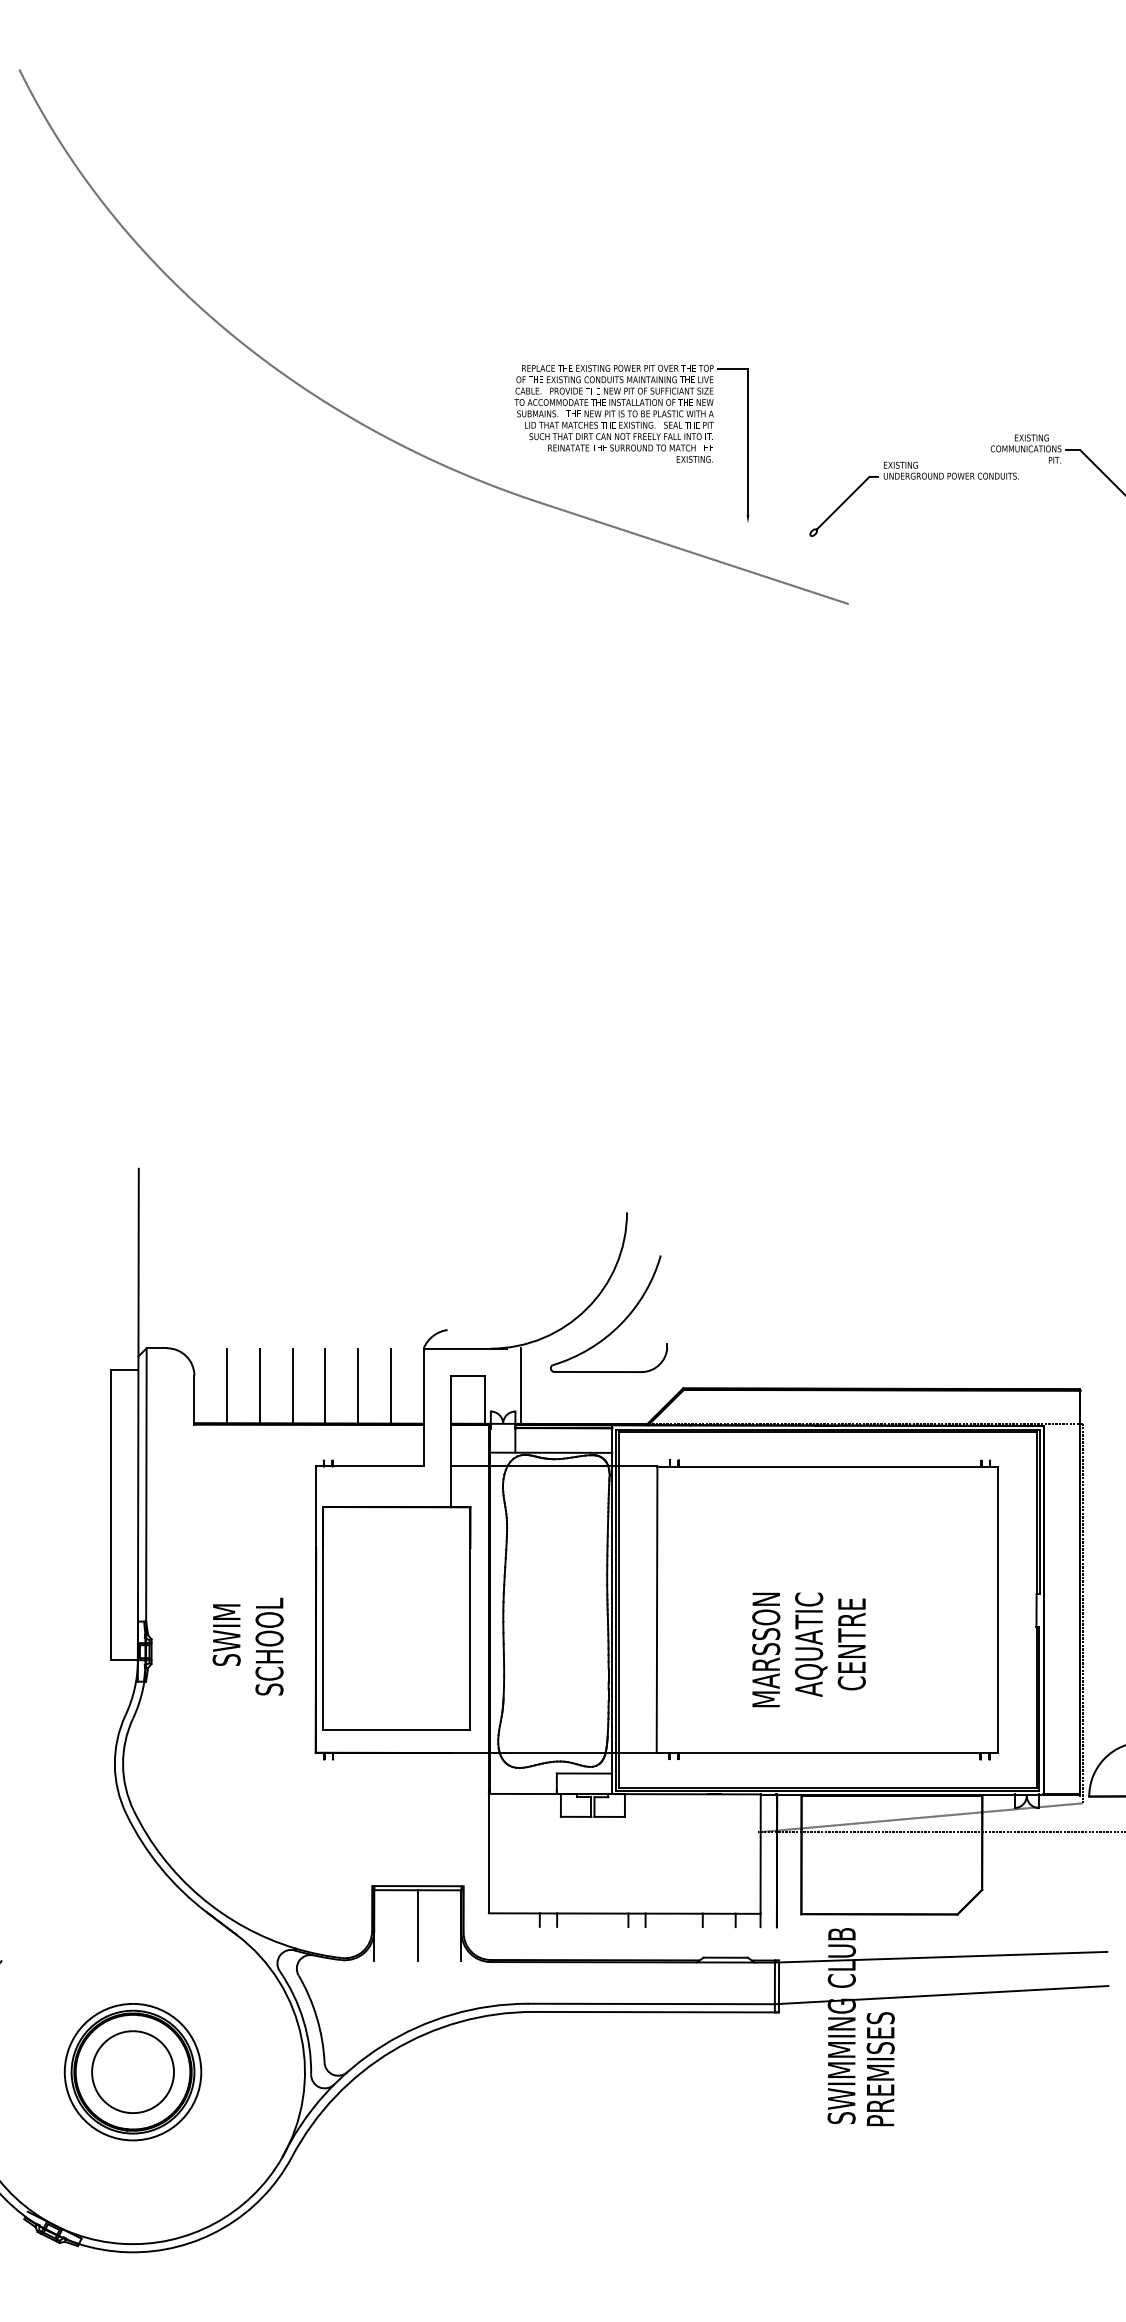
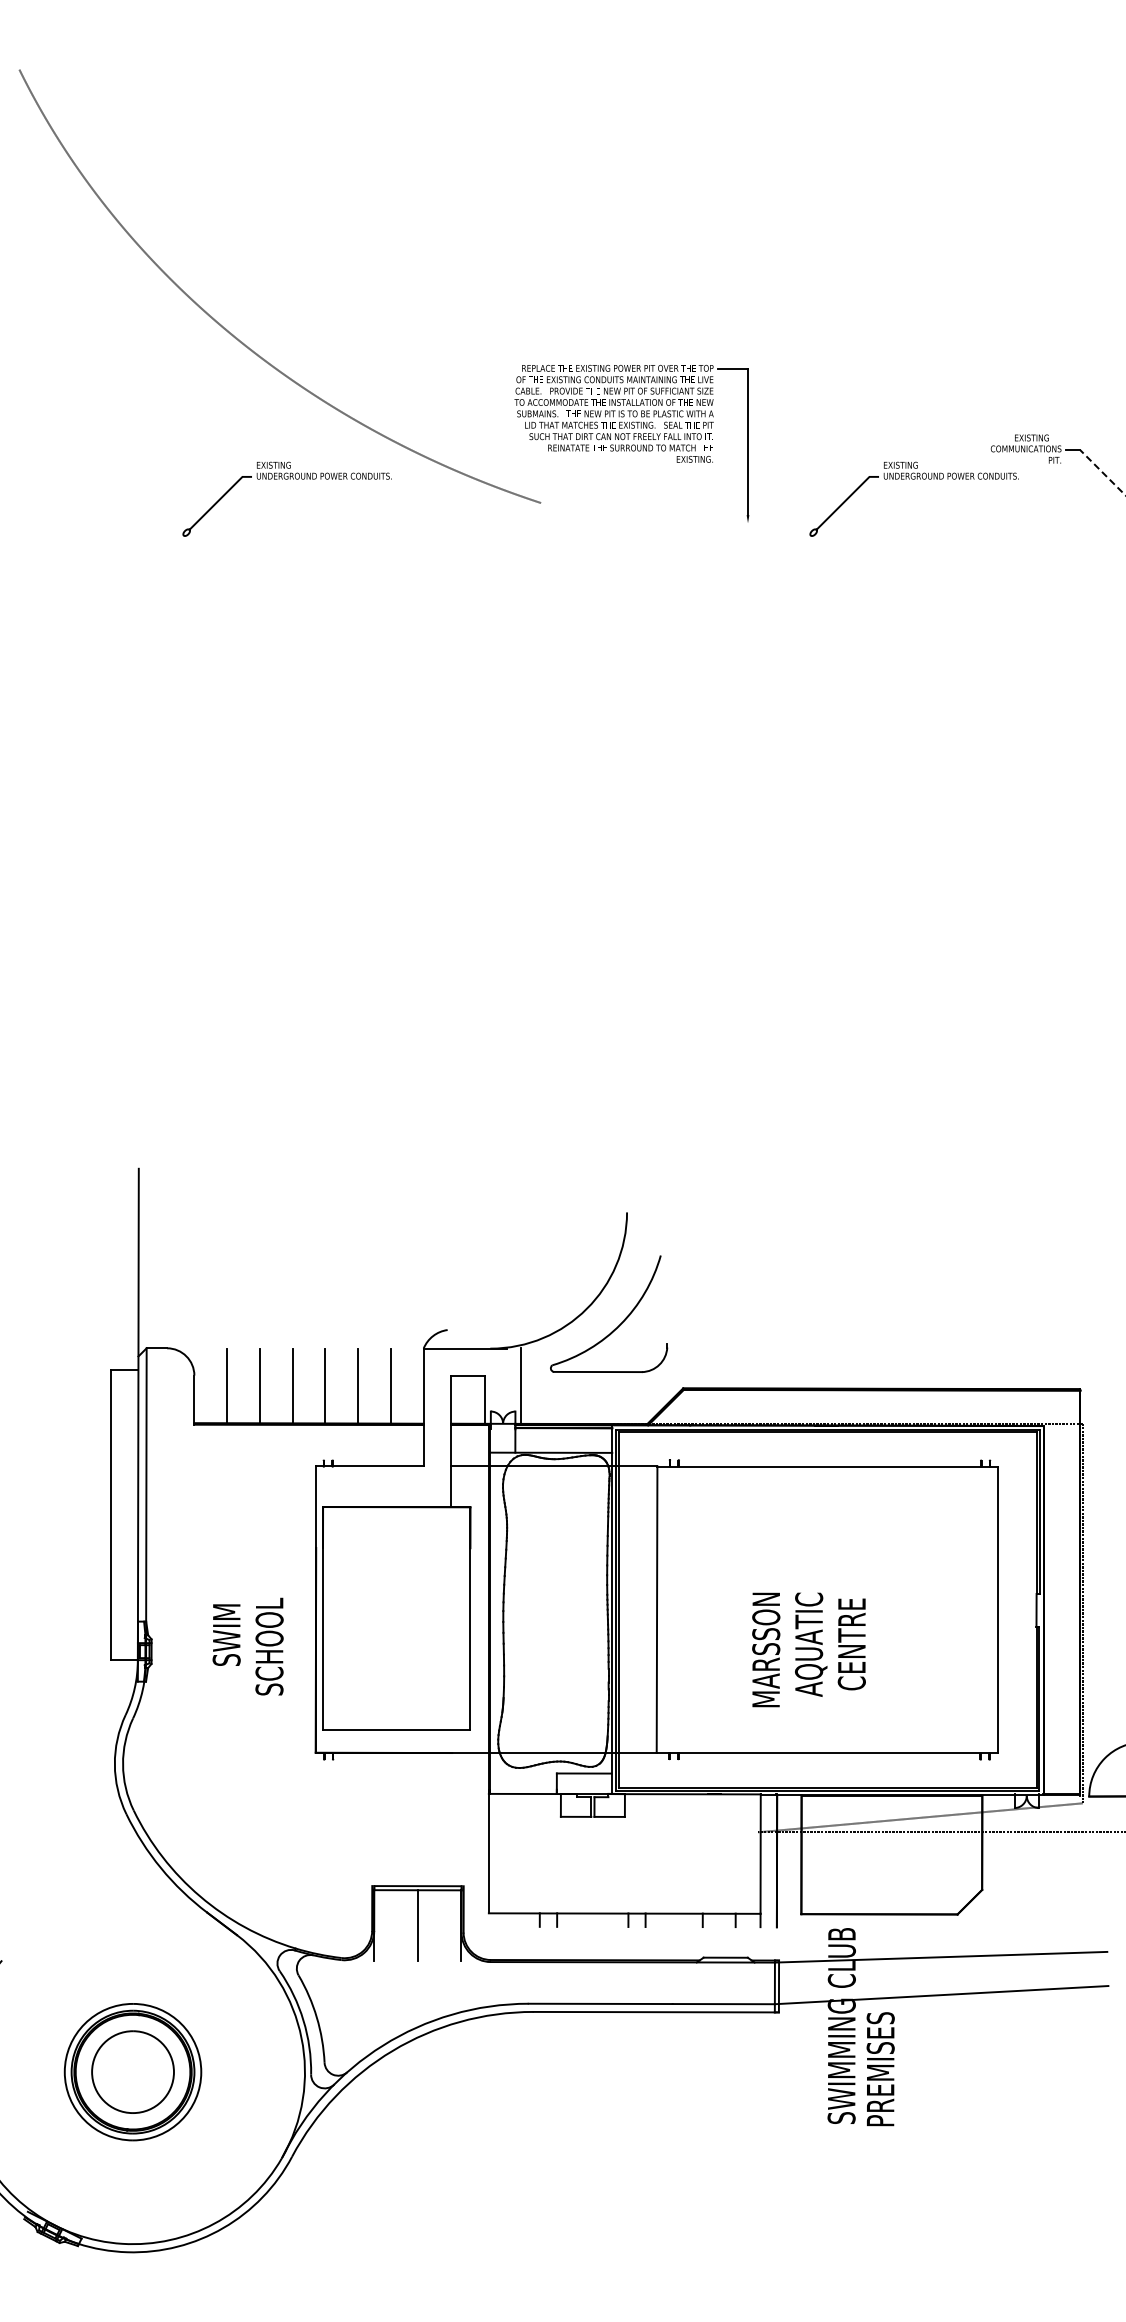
line: solid -> dashed (1102, 472)
part: none -> present (286, 479)
line: present -> none (694, 553)
